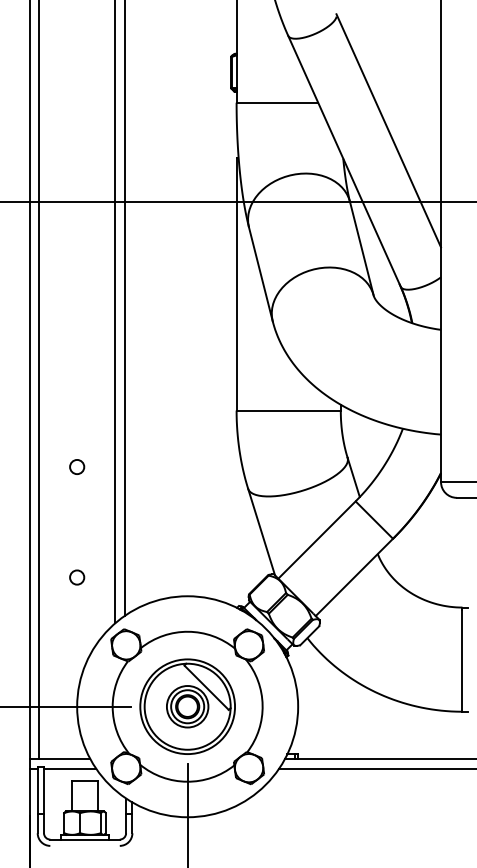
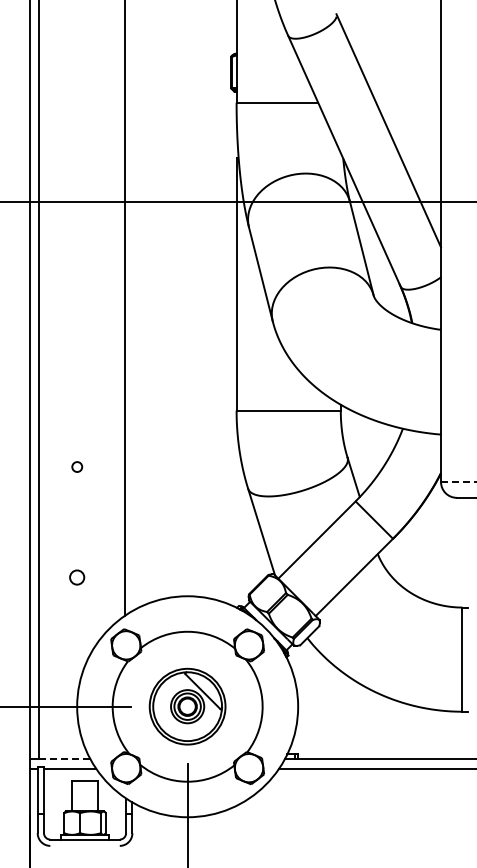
line: present -> none (115, 312)
circle size: 17x16 px -> 13x12 px (77, 466)
line: solid -> dashed (458, 482)
part size: 97x97 px -> 79x79 px (187, 706)
line: solid -> dashed (64, 759)
